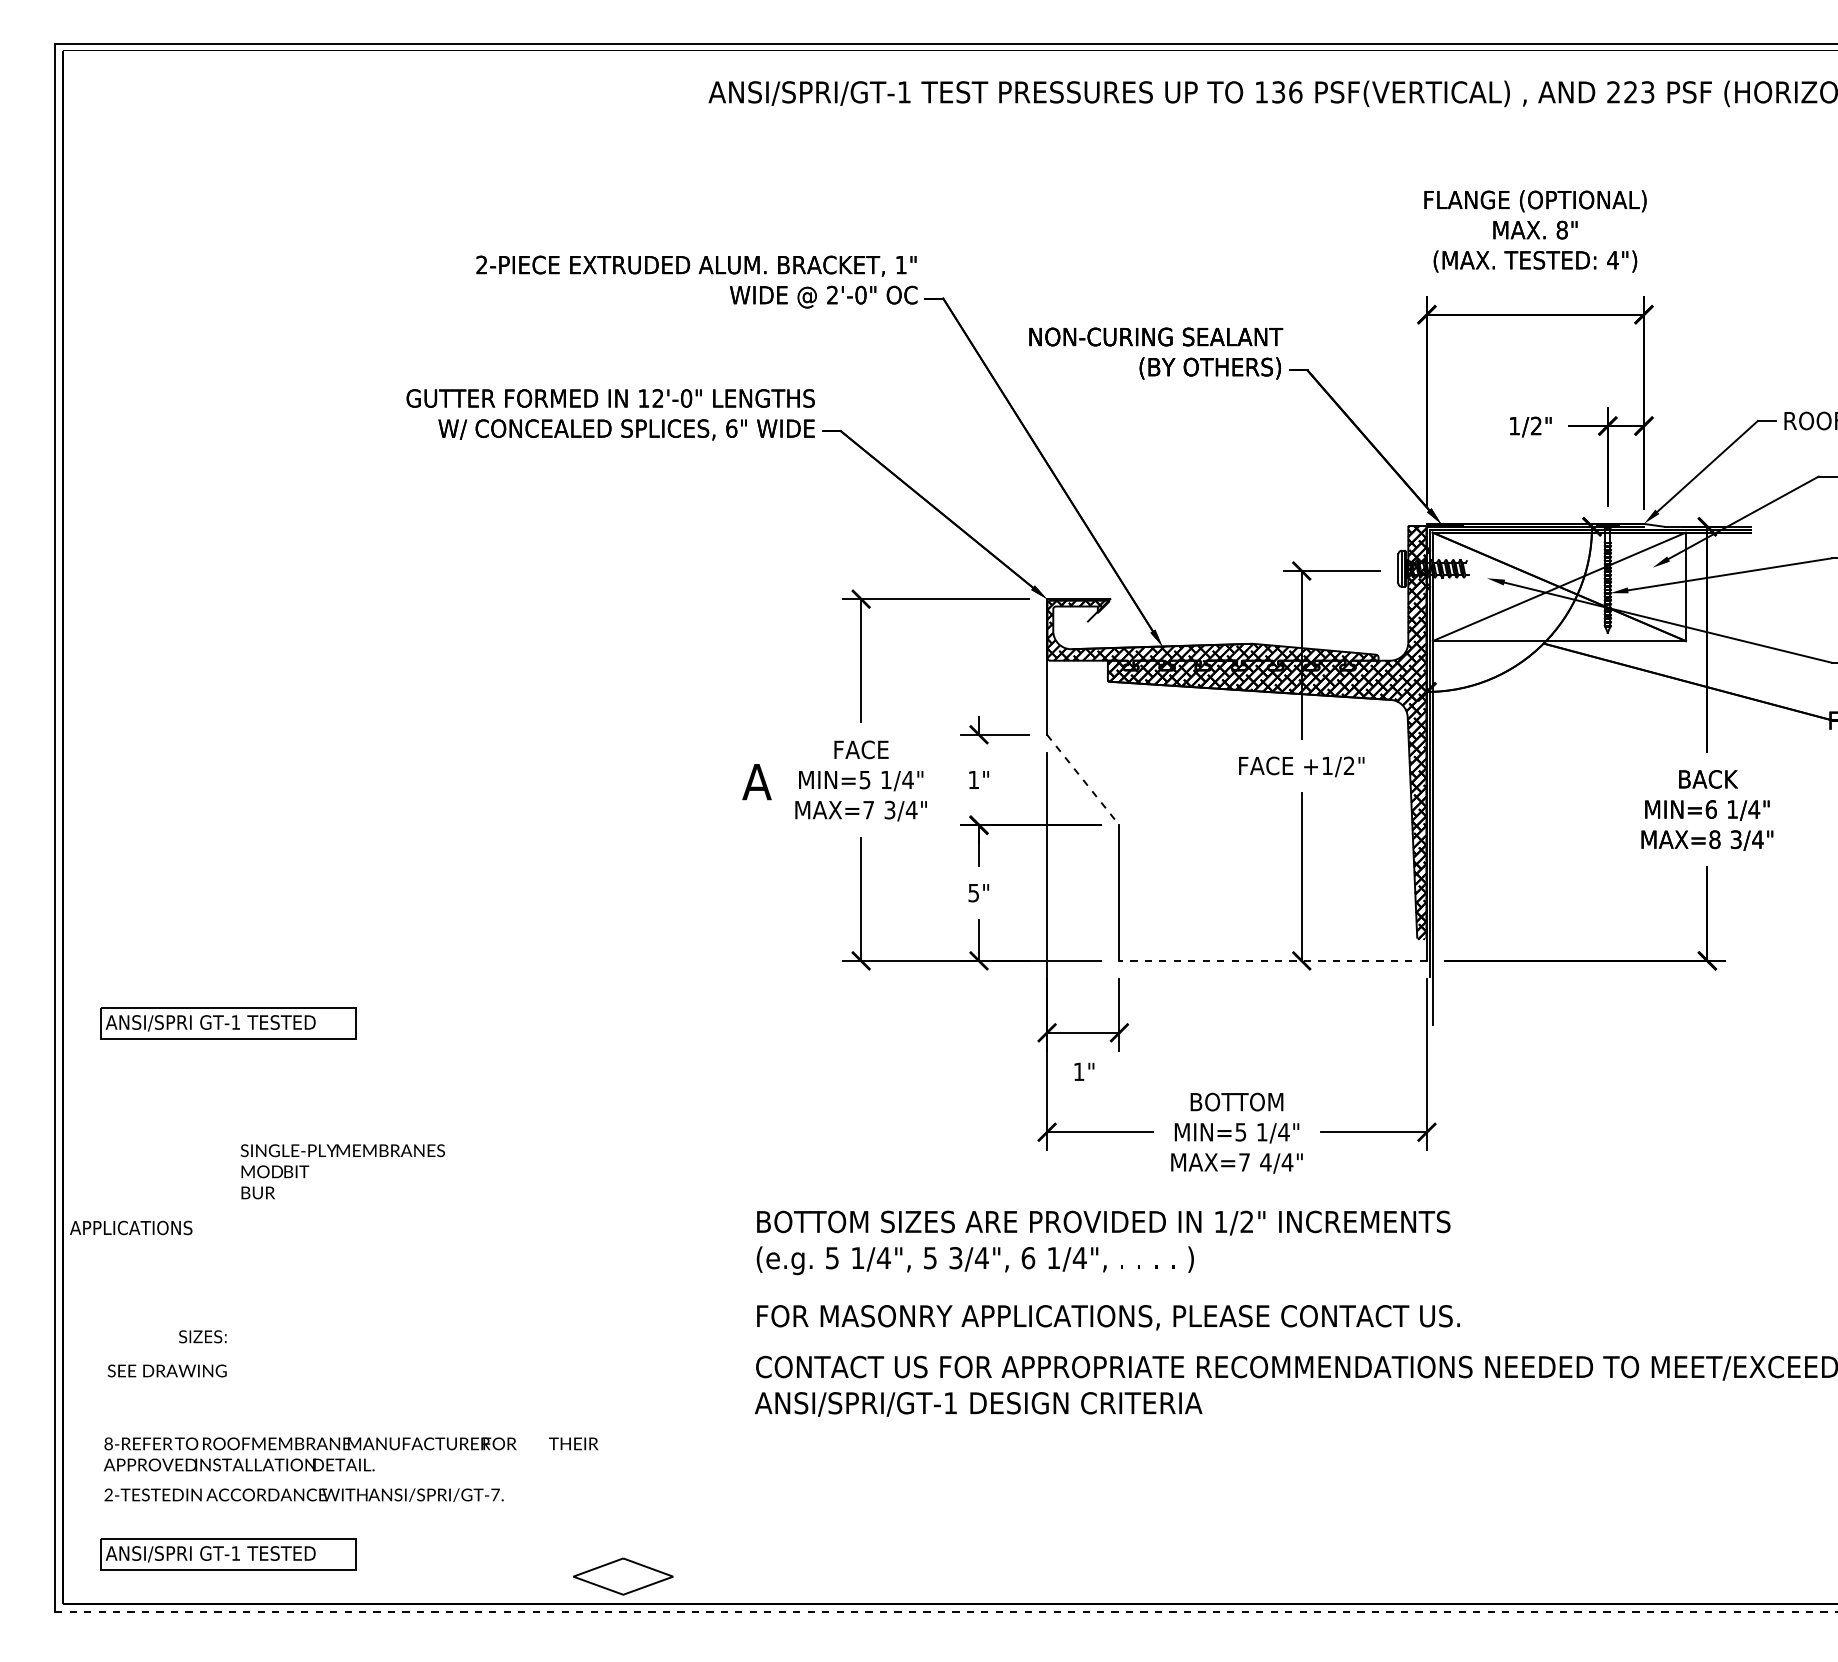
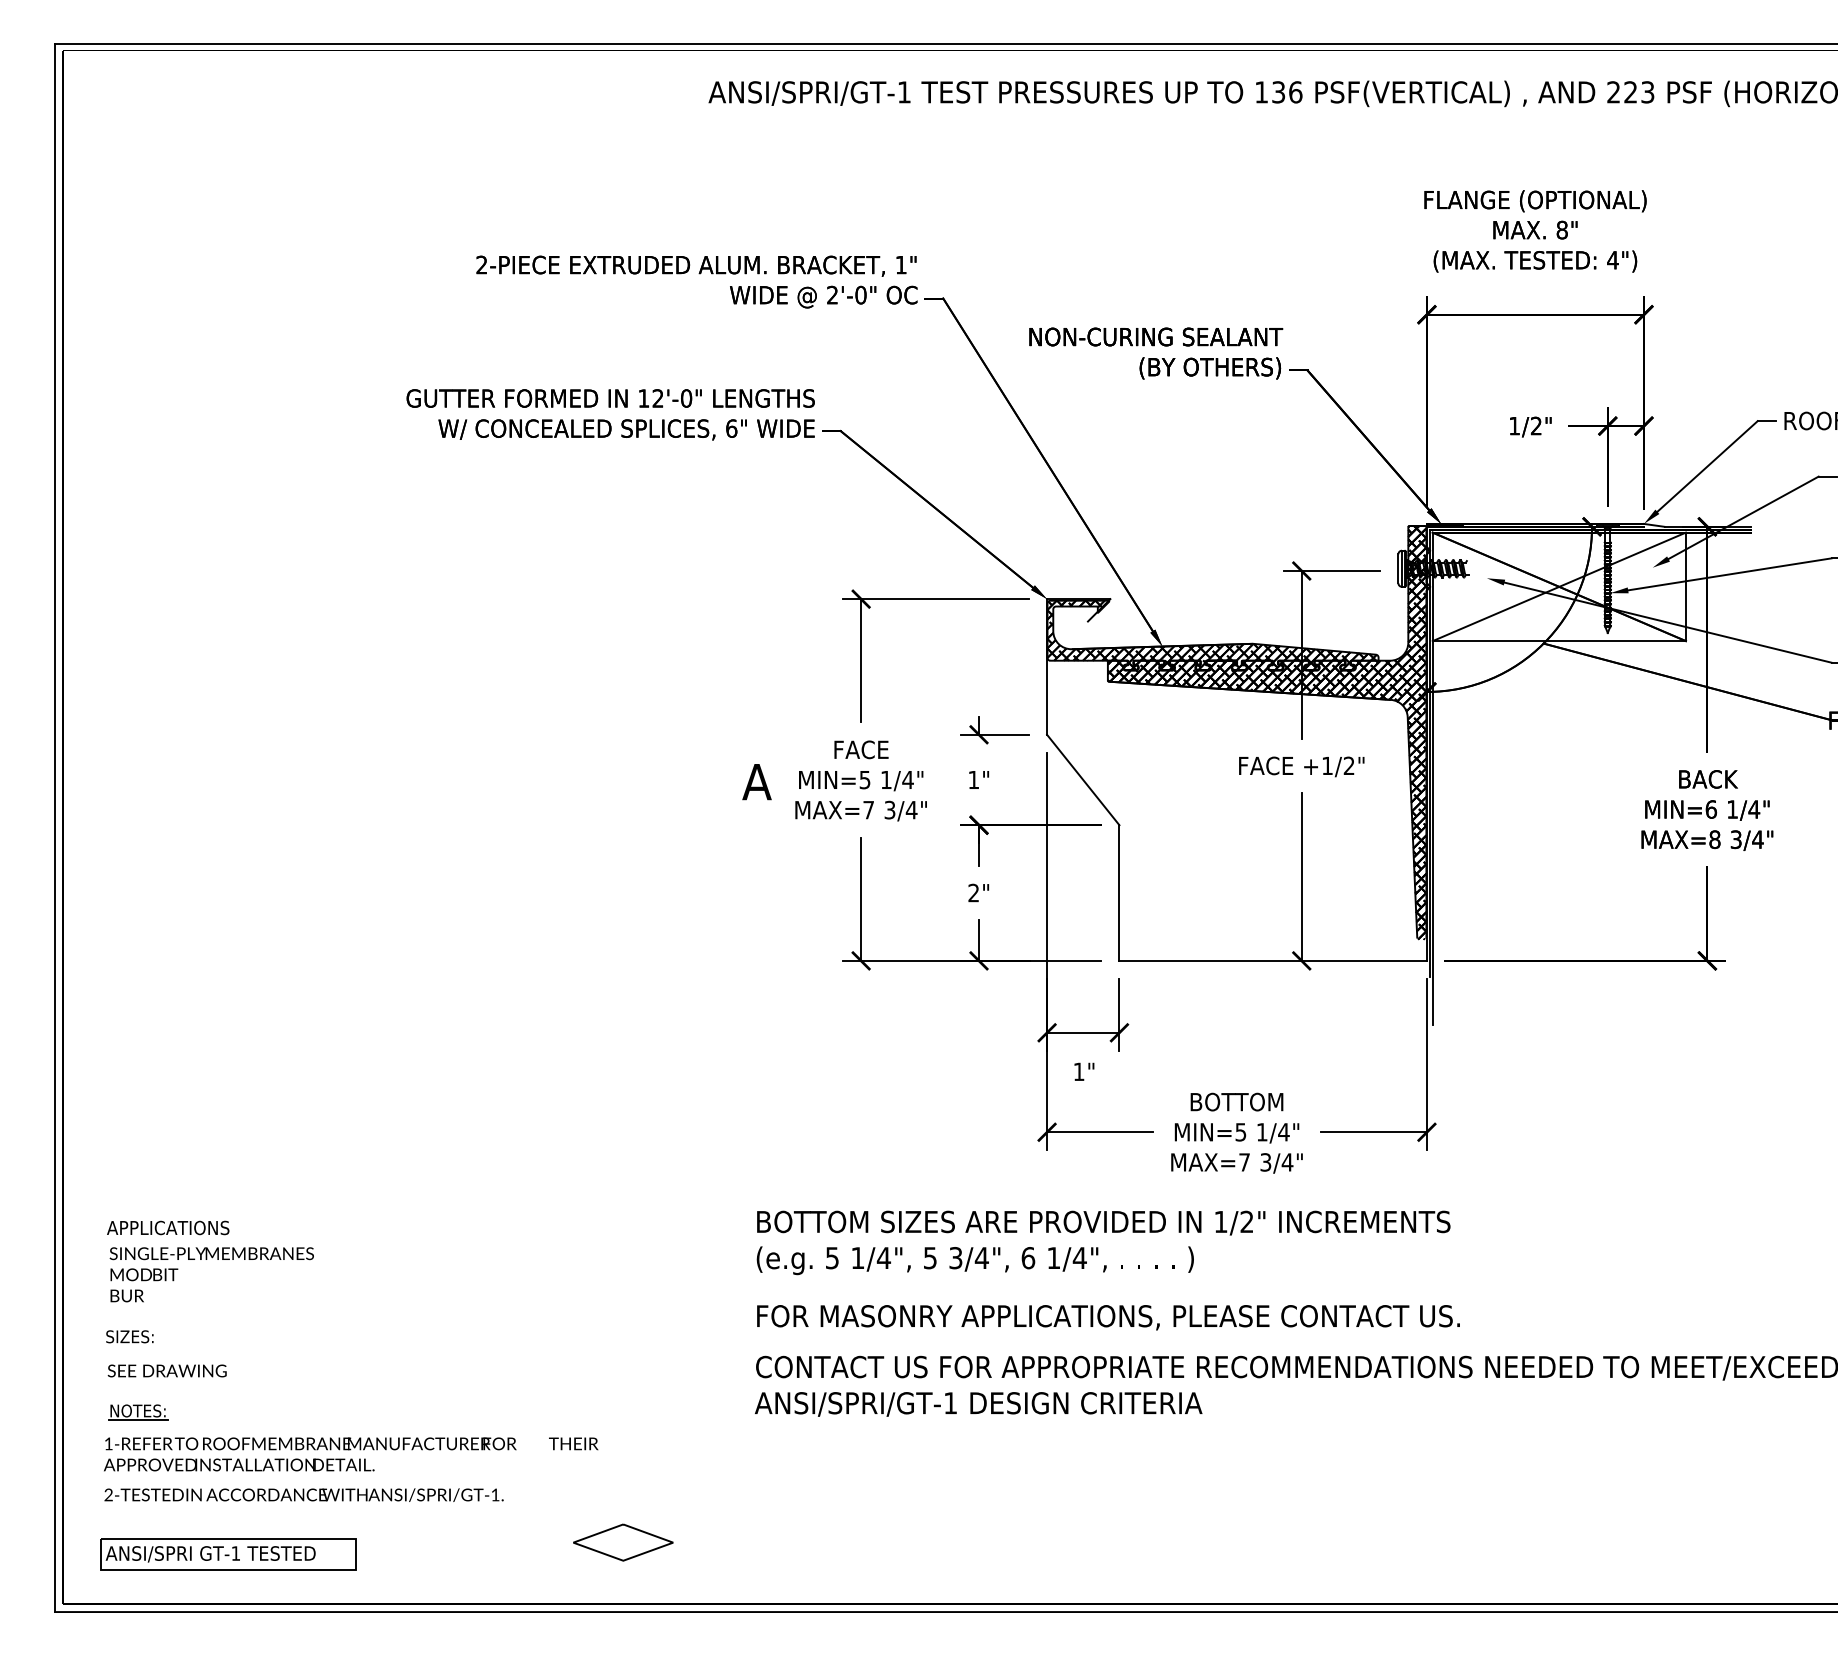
line: dashed -> solid (1083, 780)
text: 5" -> 2" (973, 892)
line: dashed -> solid (1273, 960)
part: present -> none (228, 1023)
text: 4/4" -> 3/4" (1265, 1162)
text position: (342, 1171) -> (211, 1274) (211, 1274)
text position: (131, 1227) -> (168, 1227) (168, 1227)
text position: (202, 1336) -> (129, 1336) (129, 1336)
part: none -> present (138, 1412)
text: 8-REFER -> 1-REFER (108, 1443)
text: ANSI/SPRI/GT-7. -> ANSI/SPRI/GT-1. (495, 1494)
part position: (623, 1576) -> (623, 1542) (623, 1542)
line: dashed -> solid (946, 1612)
